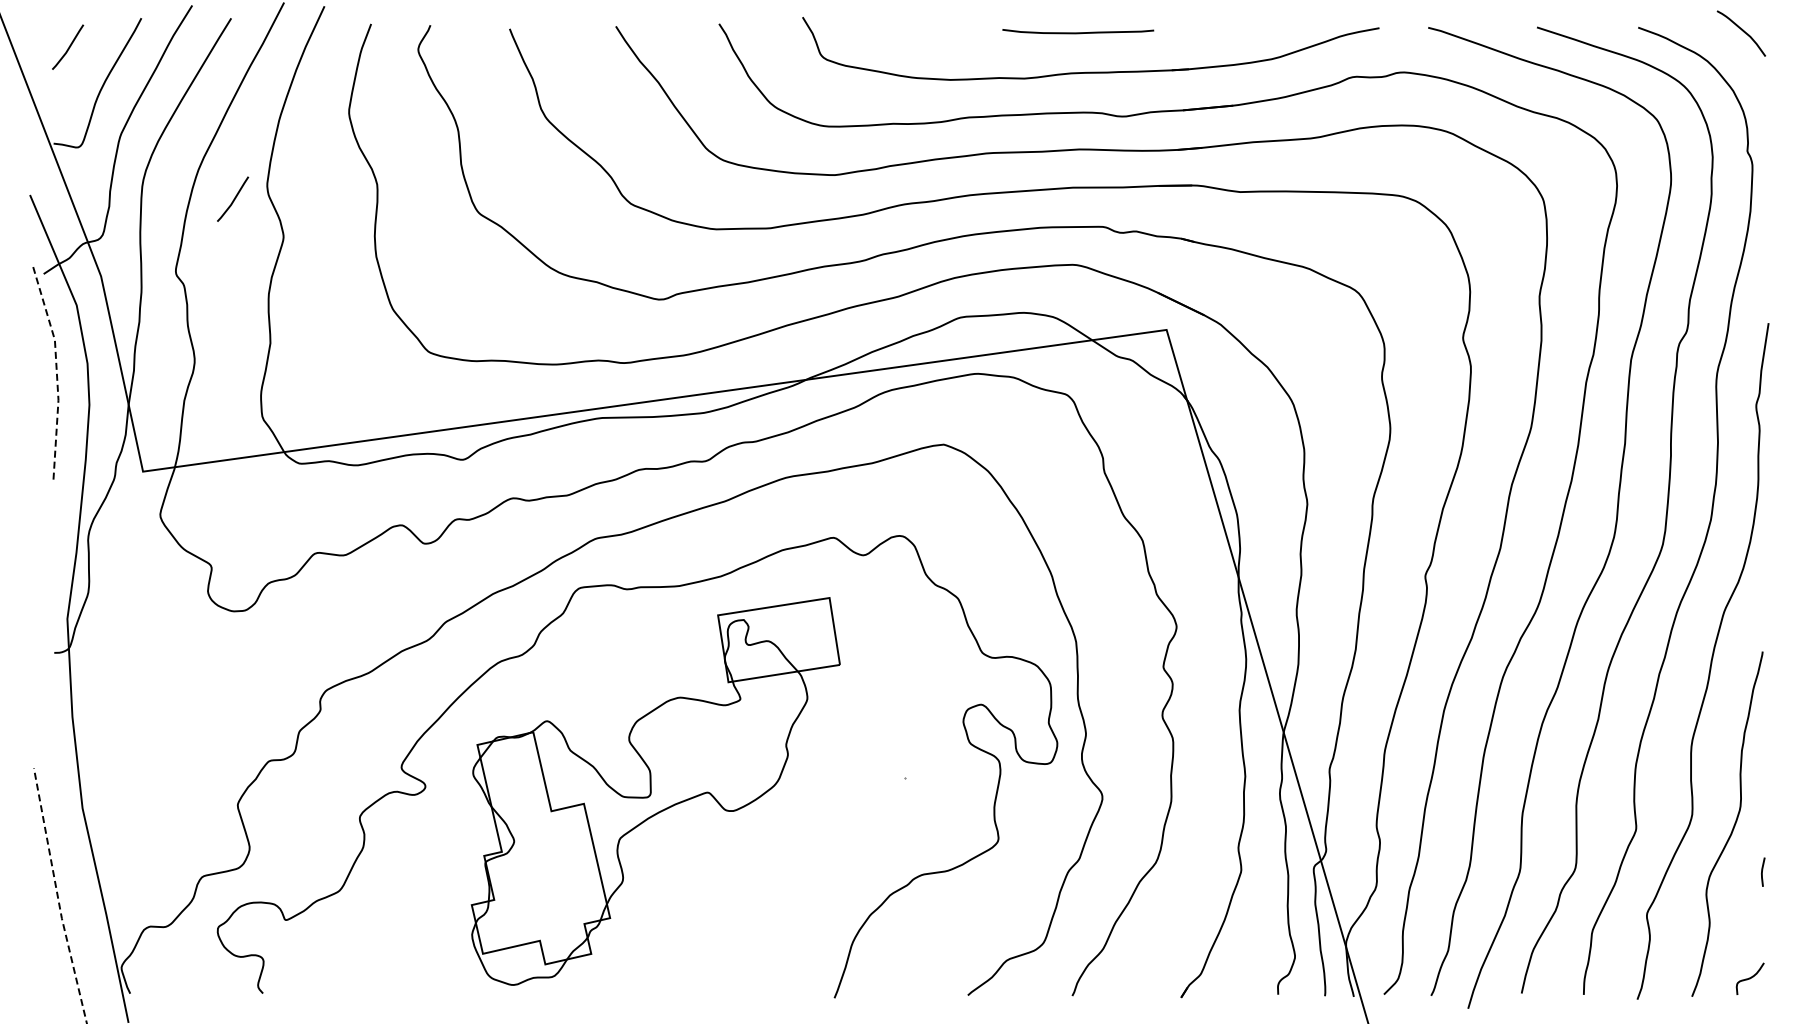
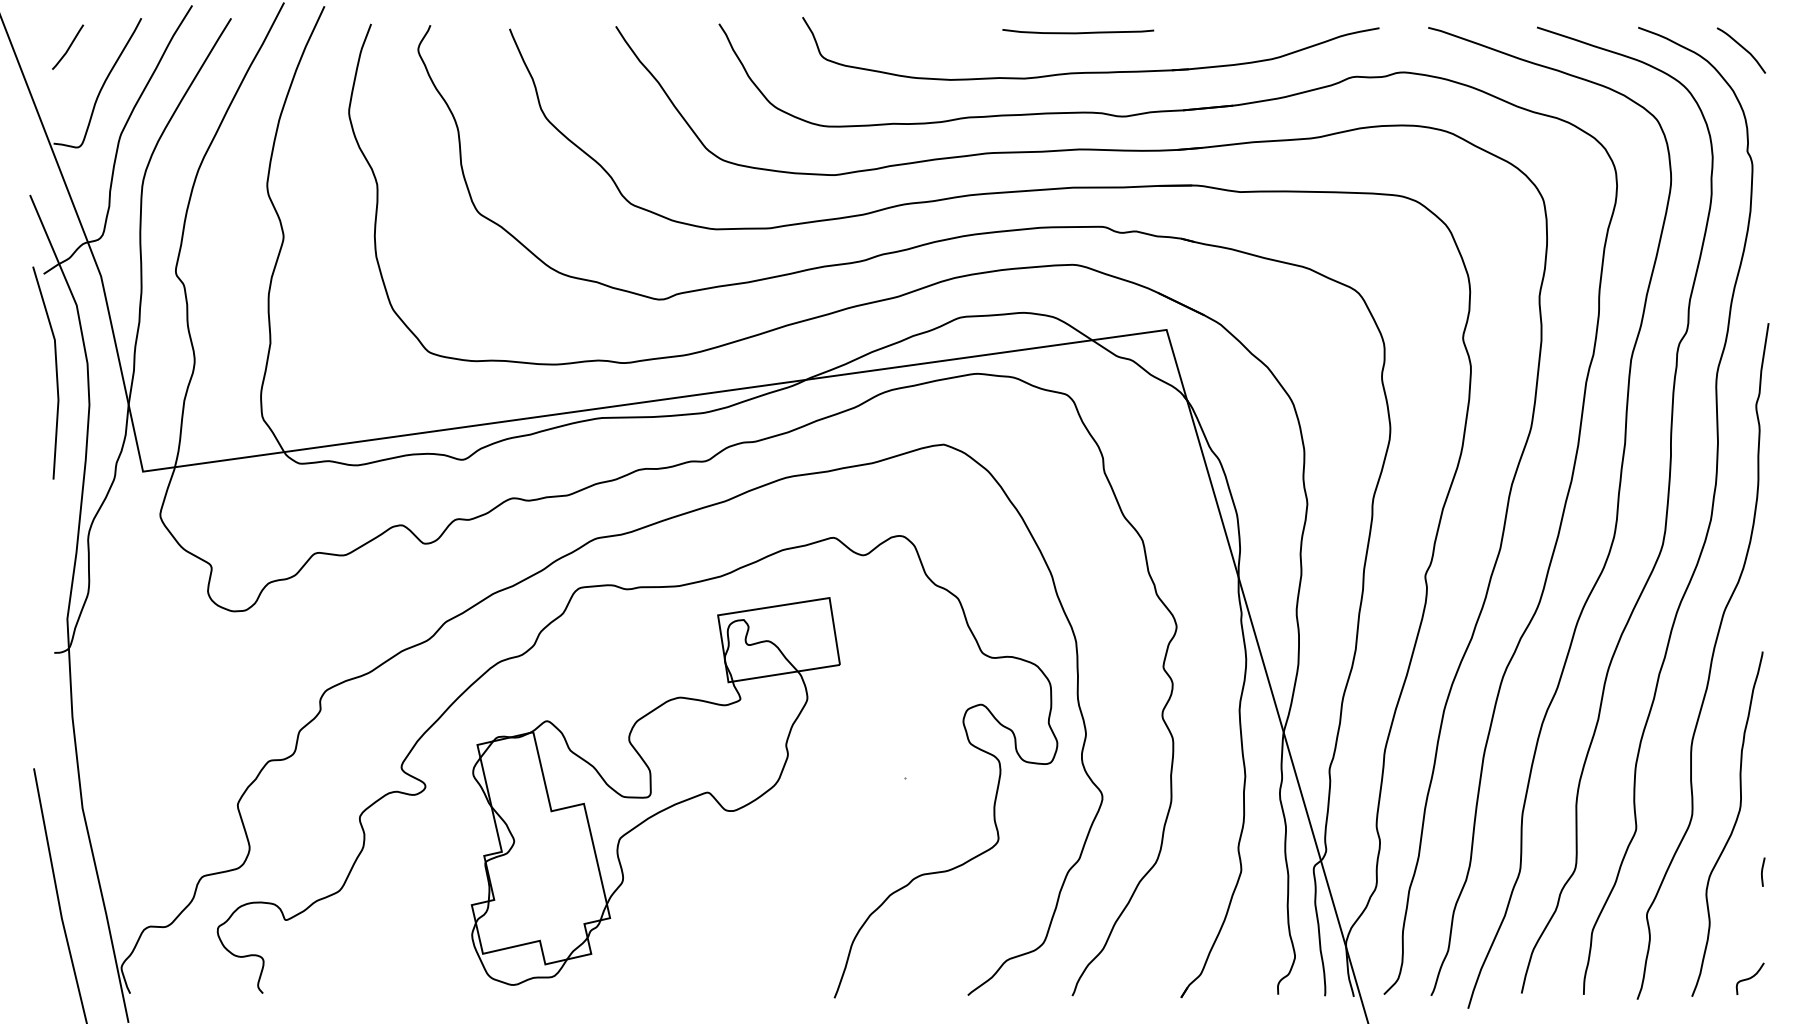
curve position: (1742, 31) -> (1742, 48) (1742, 48)
line: present -> none (233, 198)
line: dashed -> solid (56, 371)
line: dashed -> solid (57, 897)
